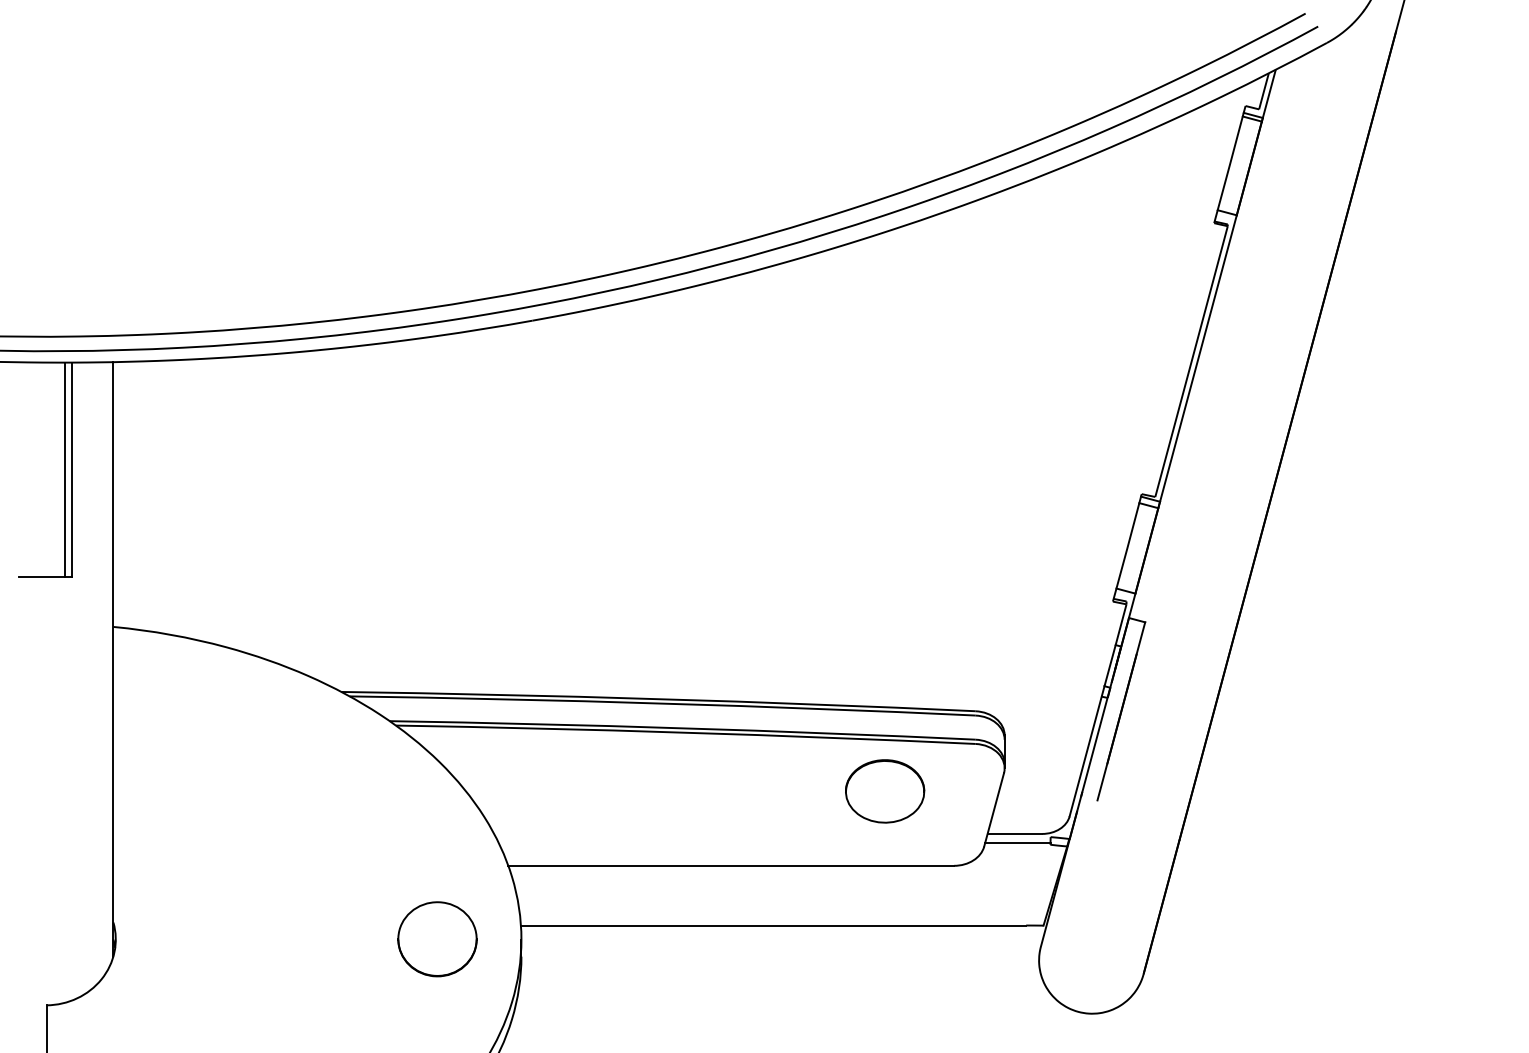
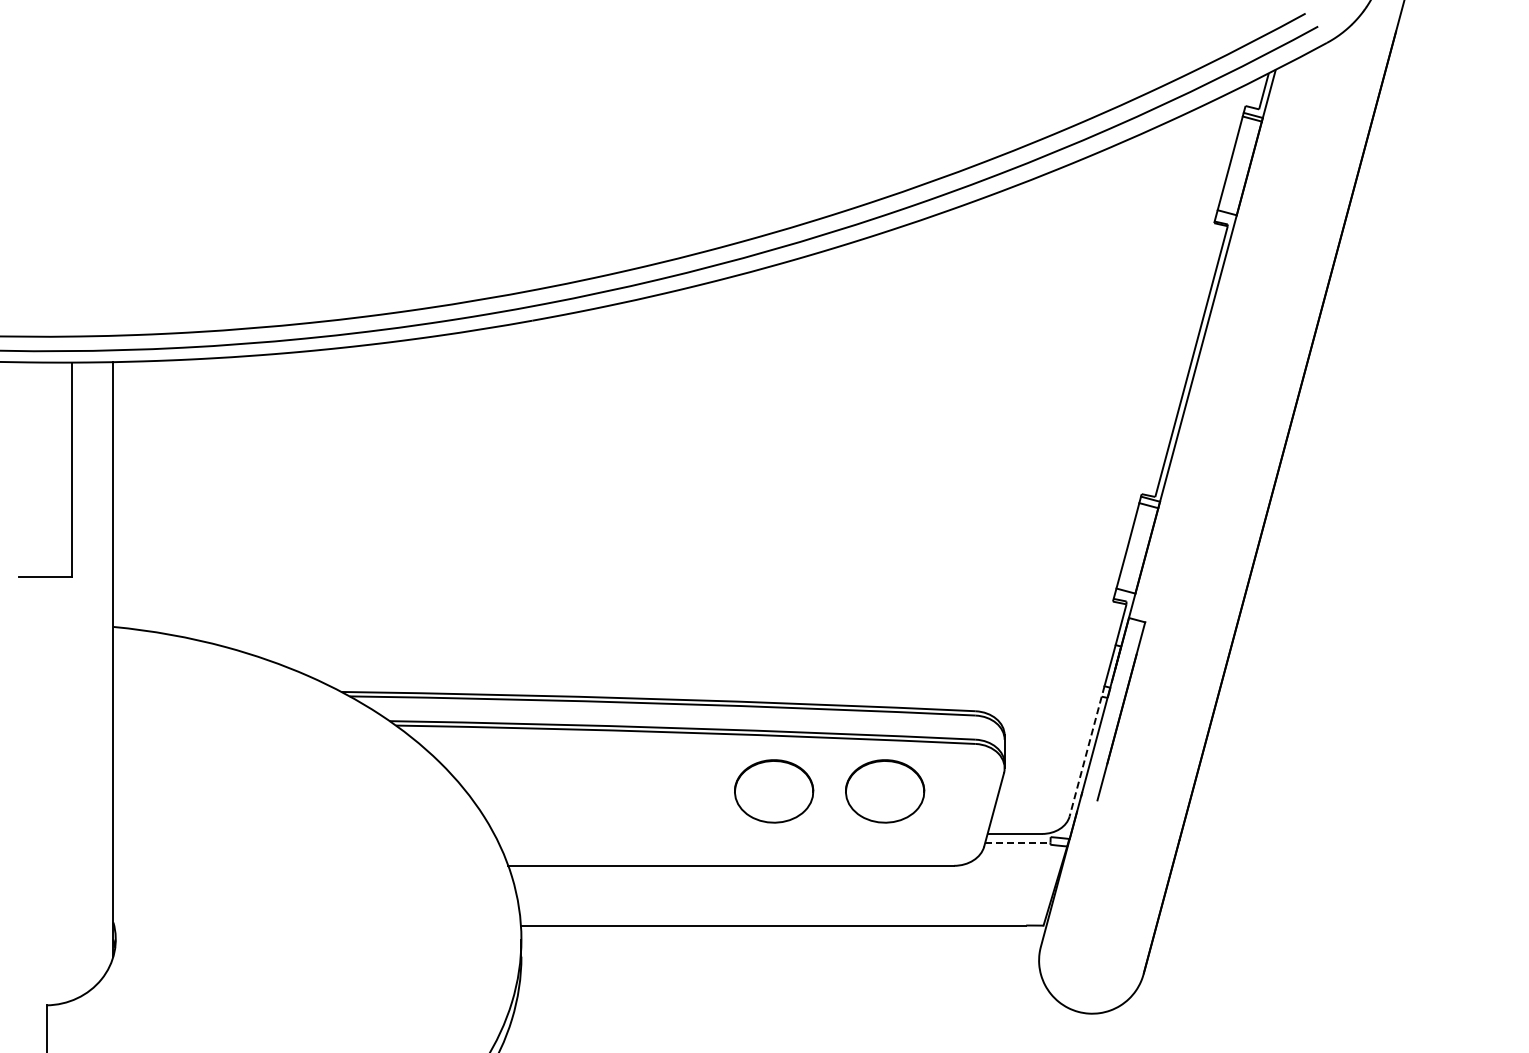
line: present -> none (65, 469)
line: solid -> dashed (1086, 751)
part: none -> present (774, 791)
line: solid -> dashed (1017, 842)
part: present -> none (437, 939)
